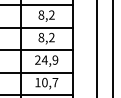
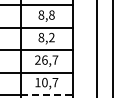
text: 8,2 -> 8,8 (51, 14)
text: 24,9 -> 26,7 (49, 59)
line: solid -> dashed (46, 95)
